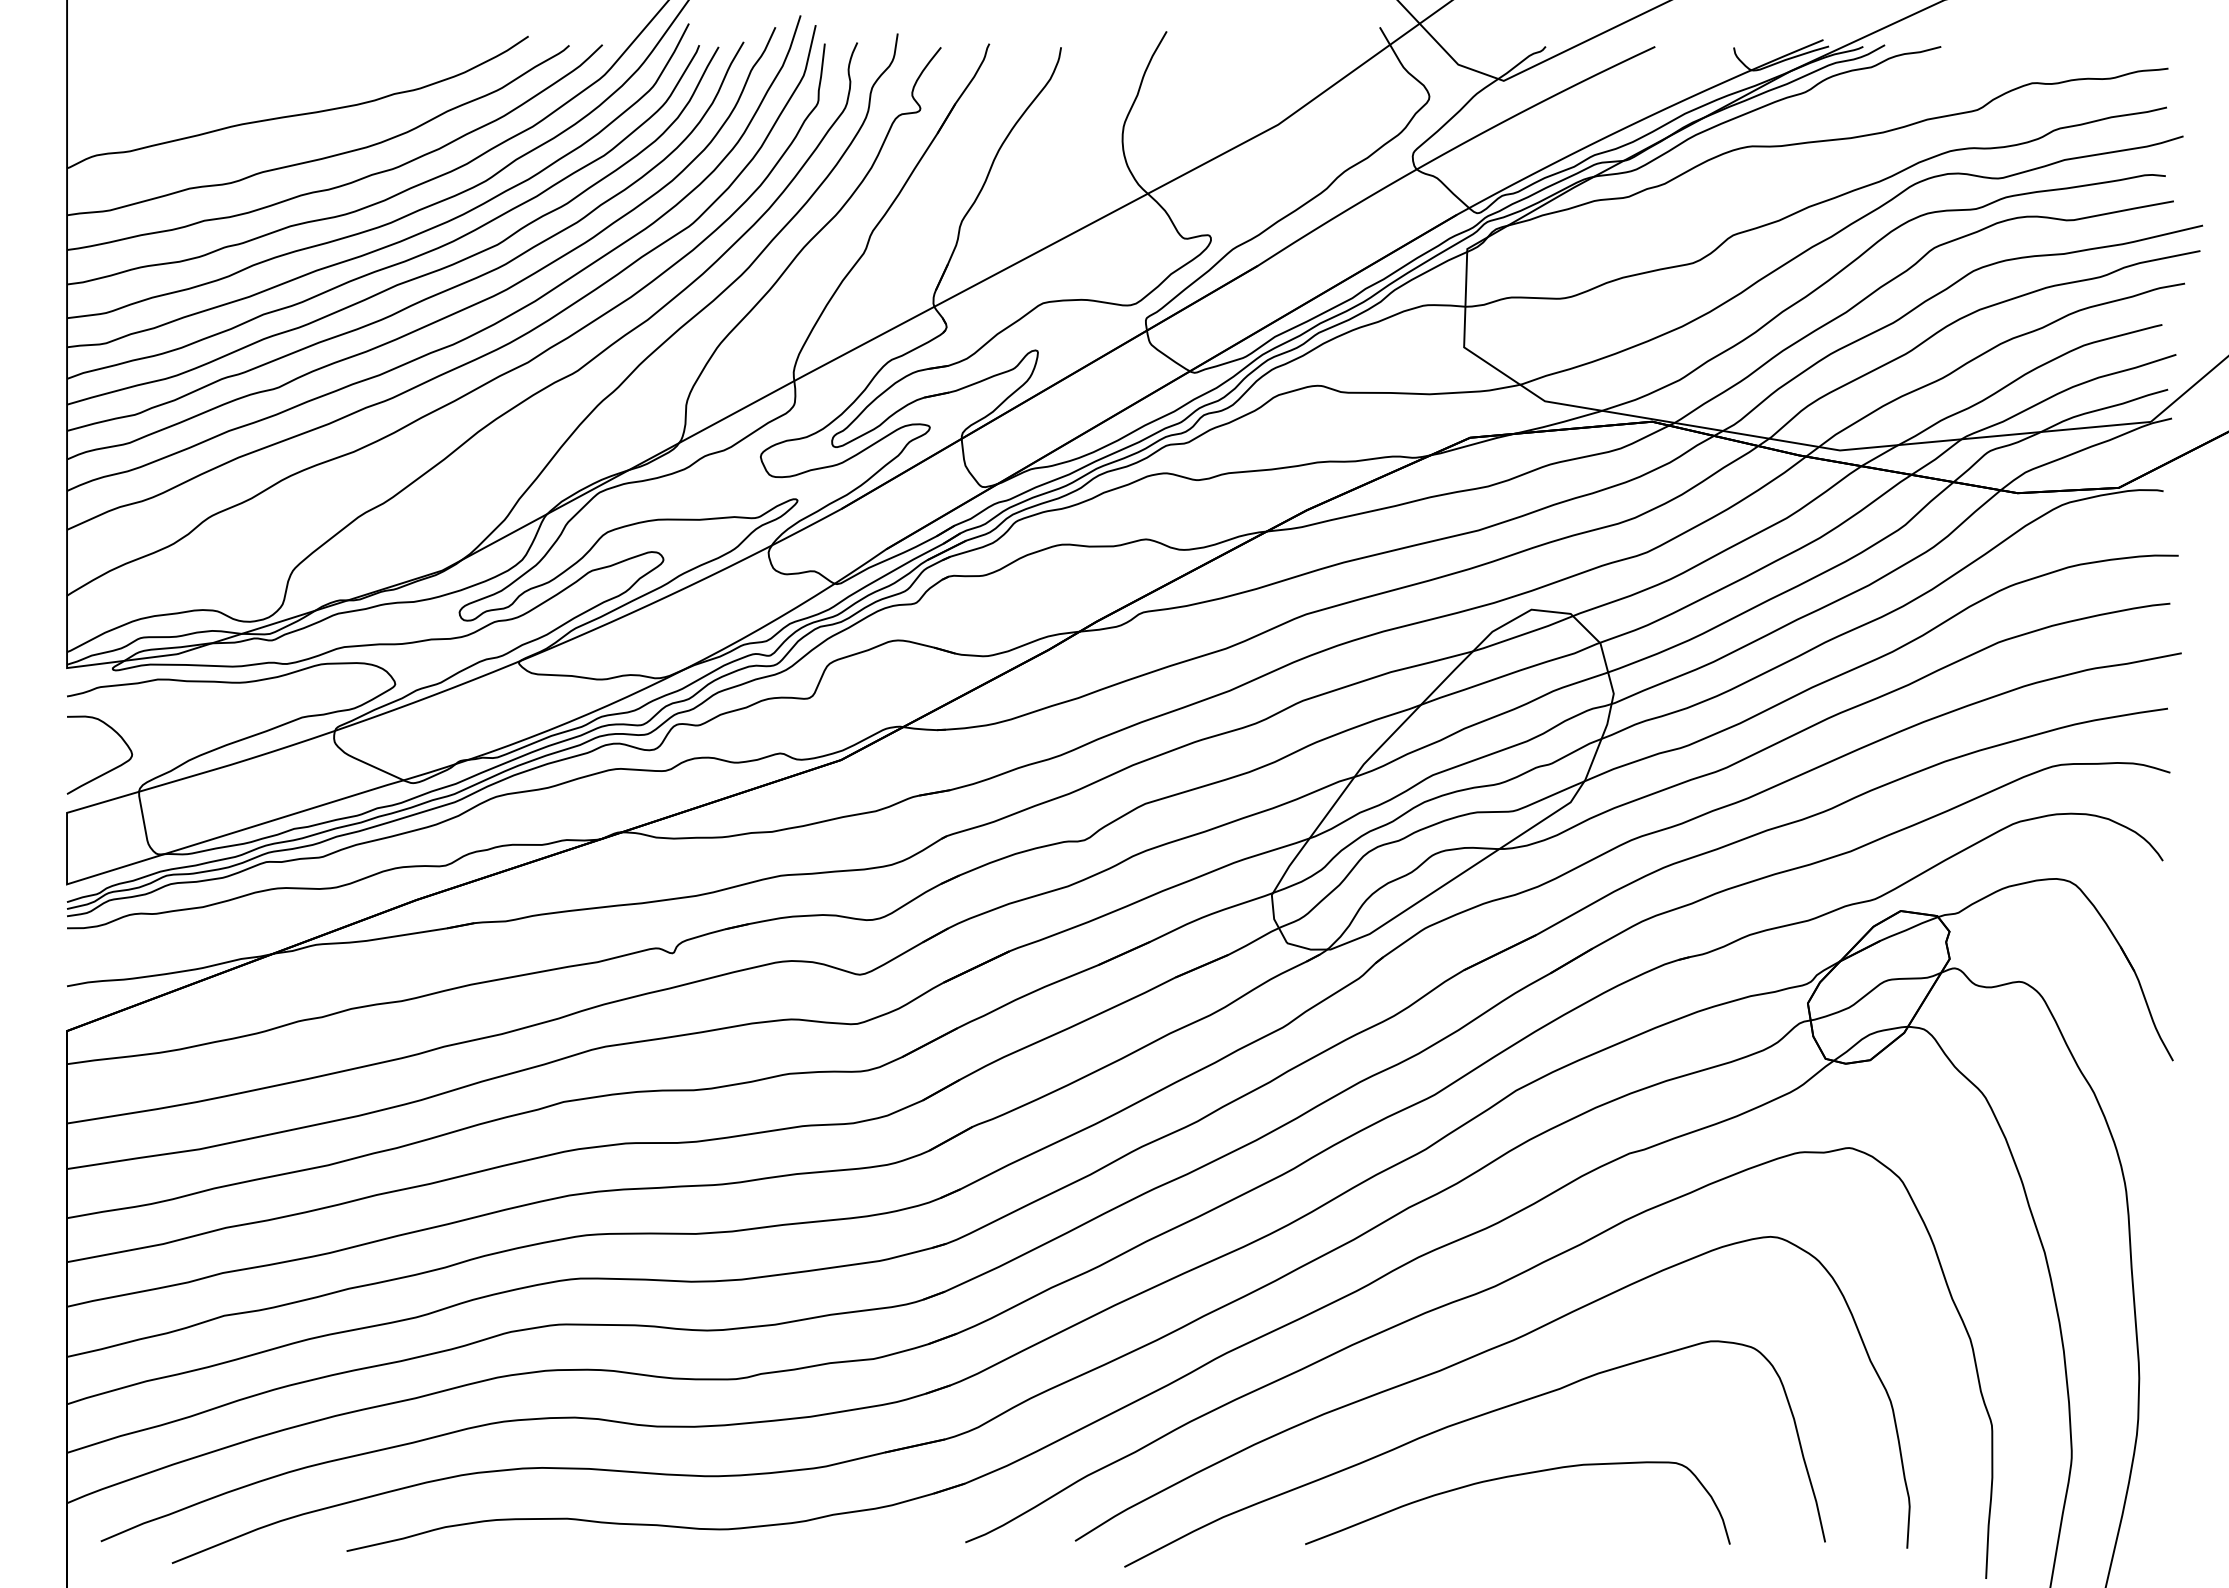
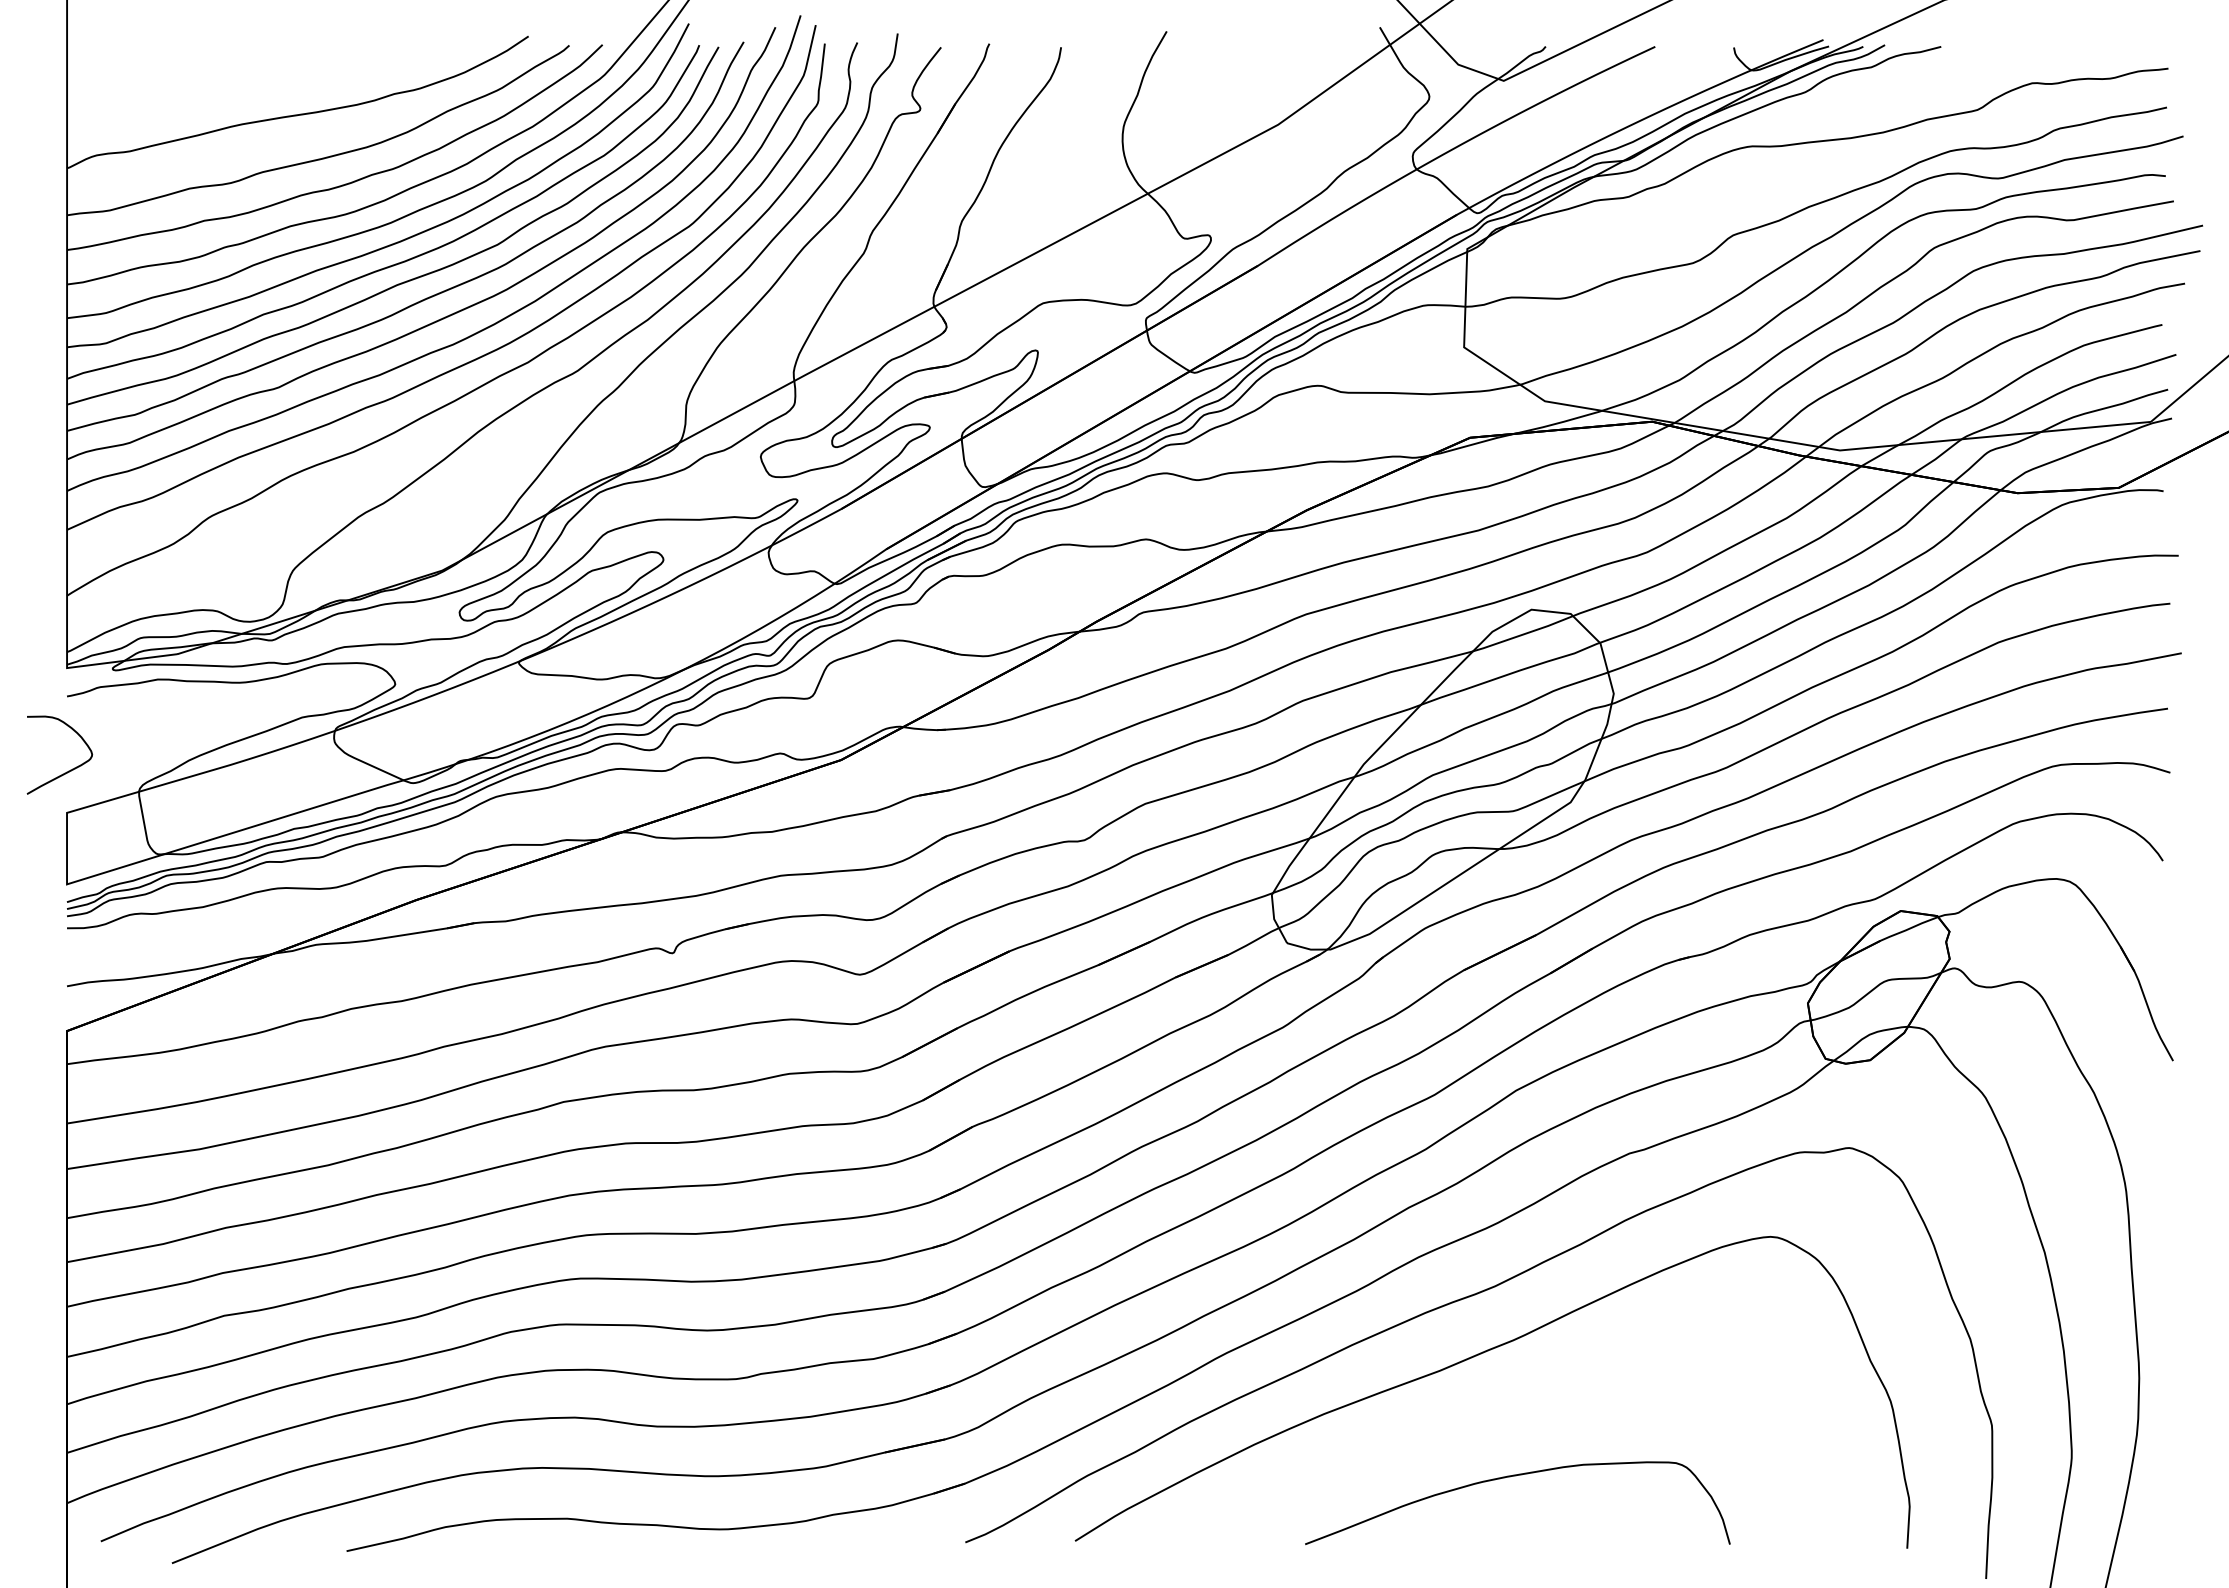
curve position: (108, 770) -> (68, 770) (68, 770)
curve: present -> none (1463, 1422)
